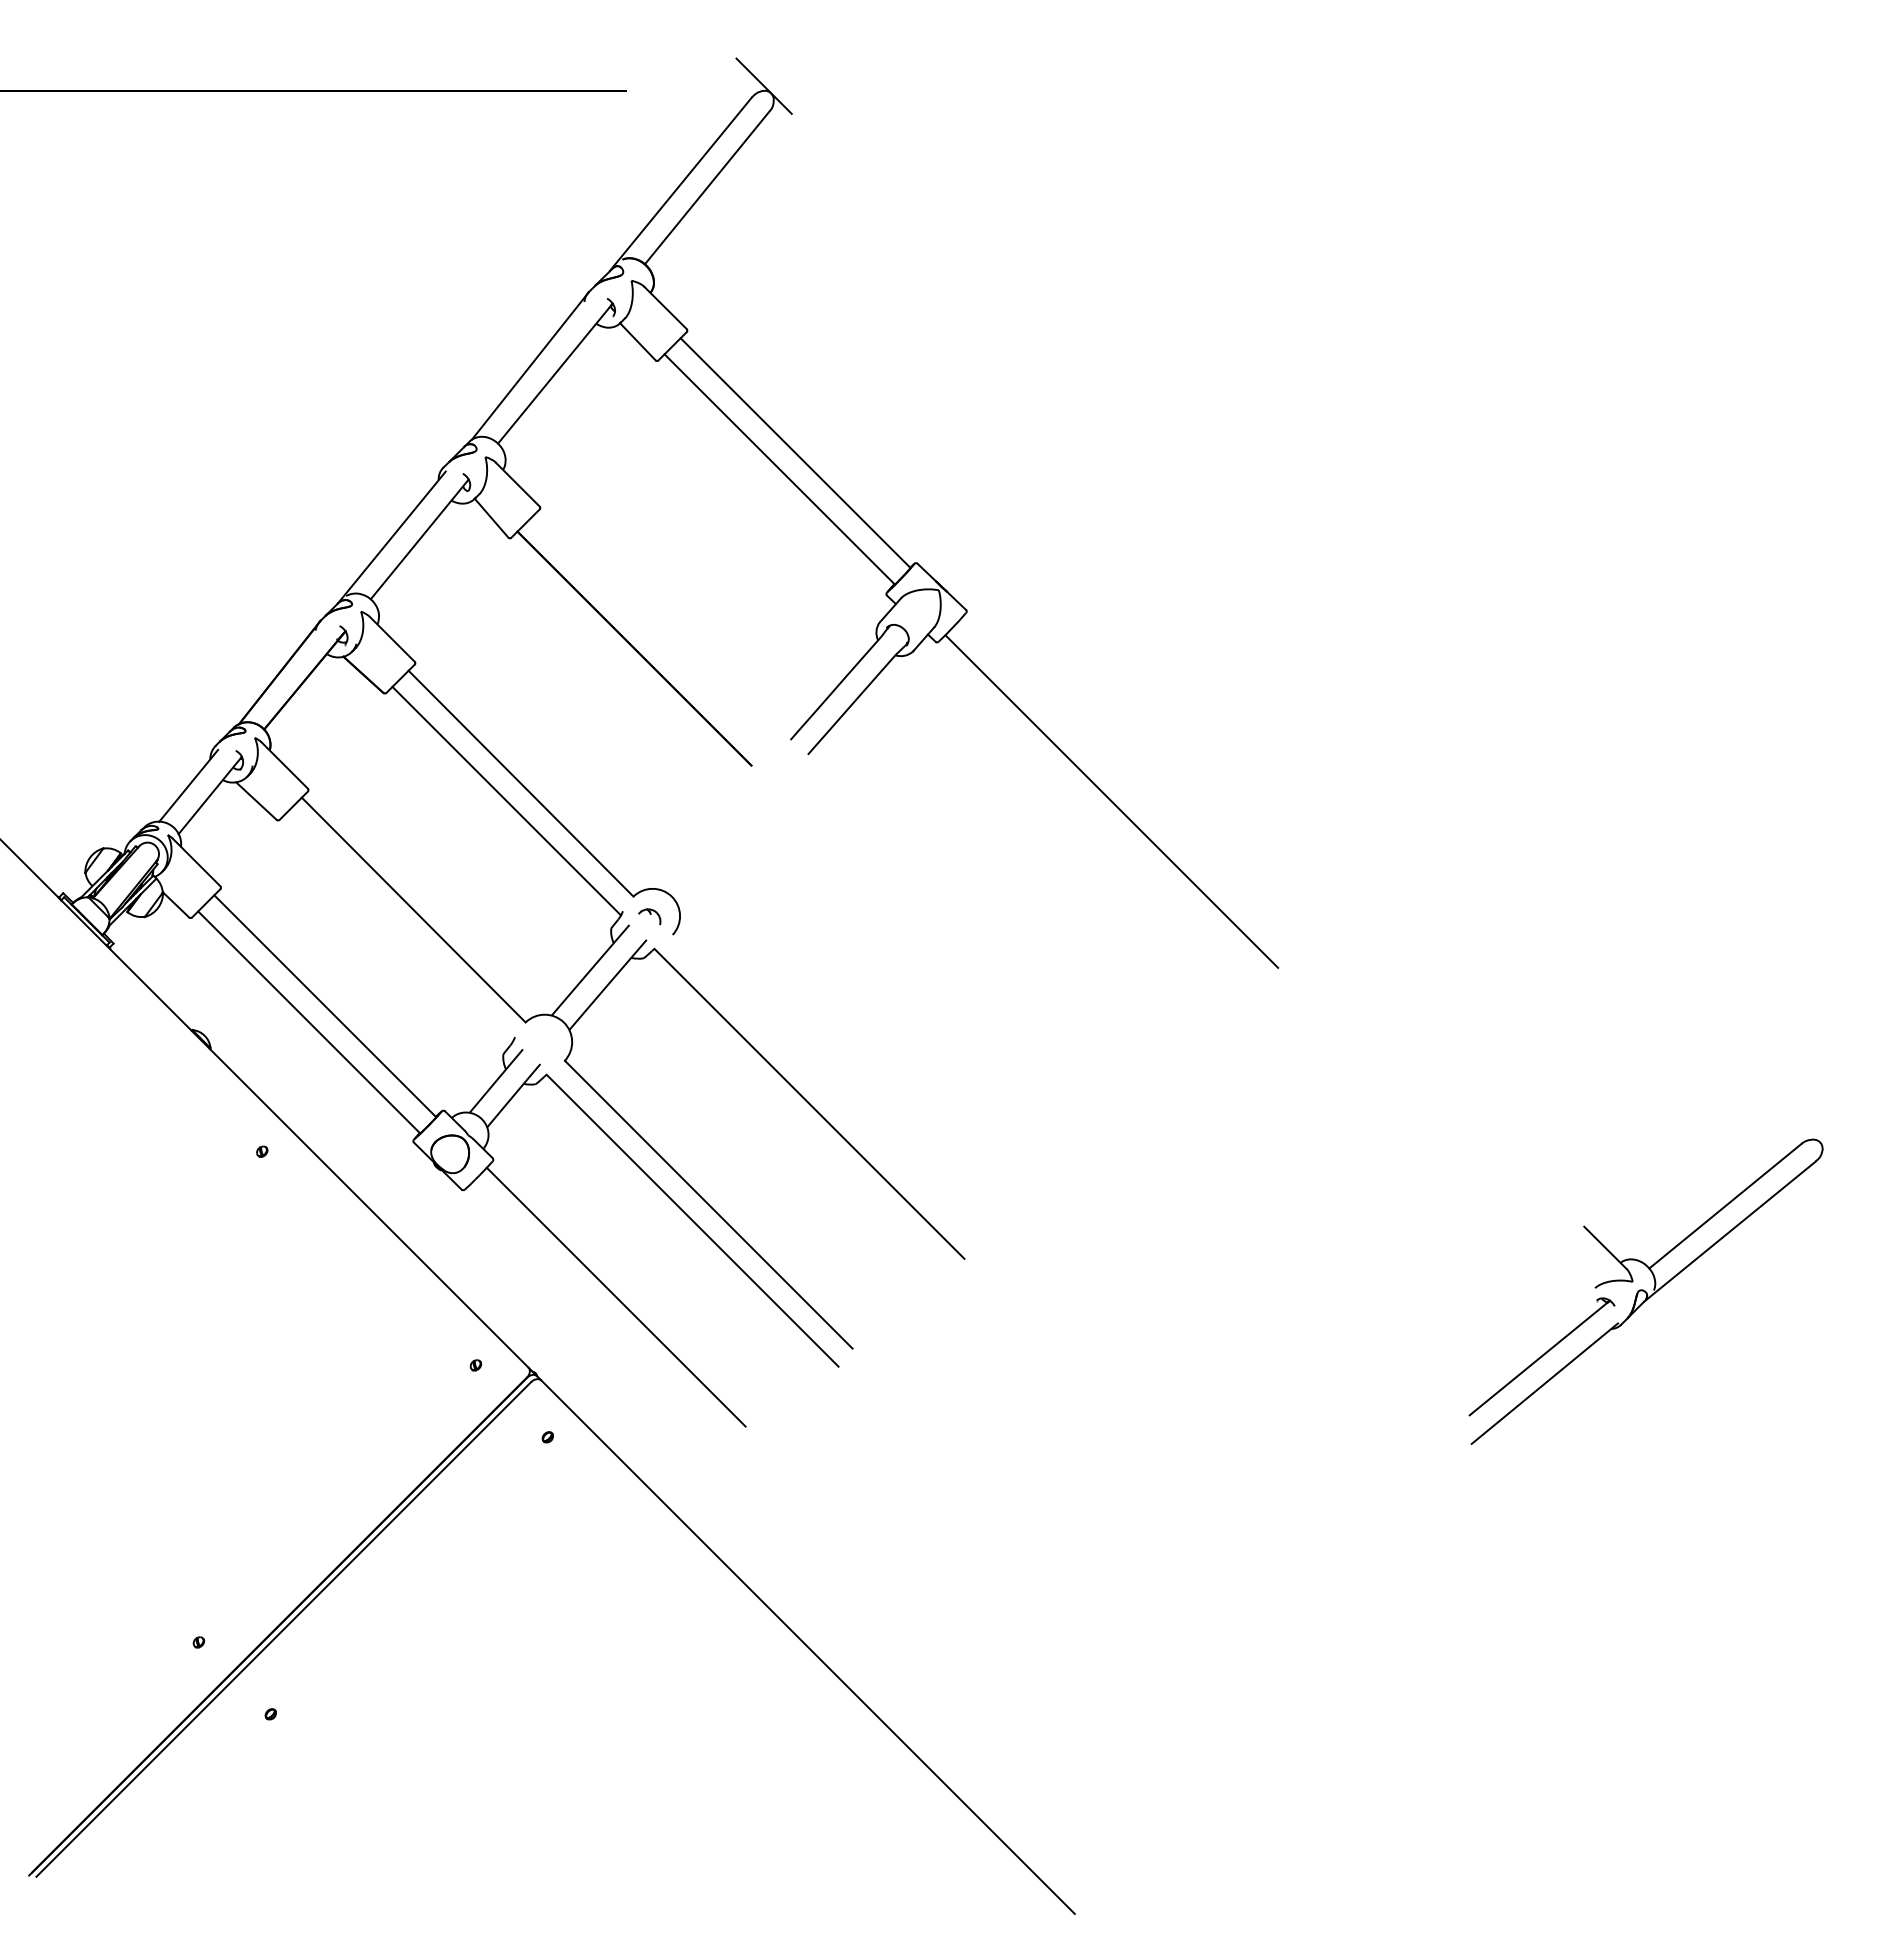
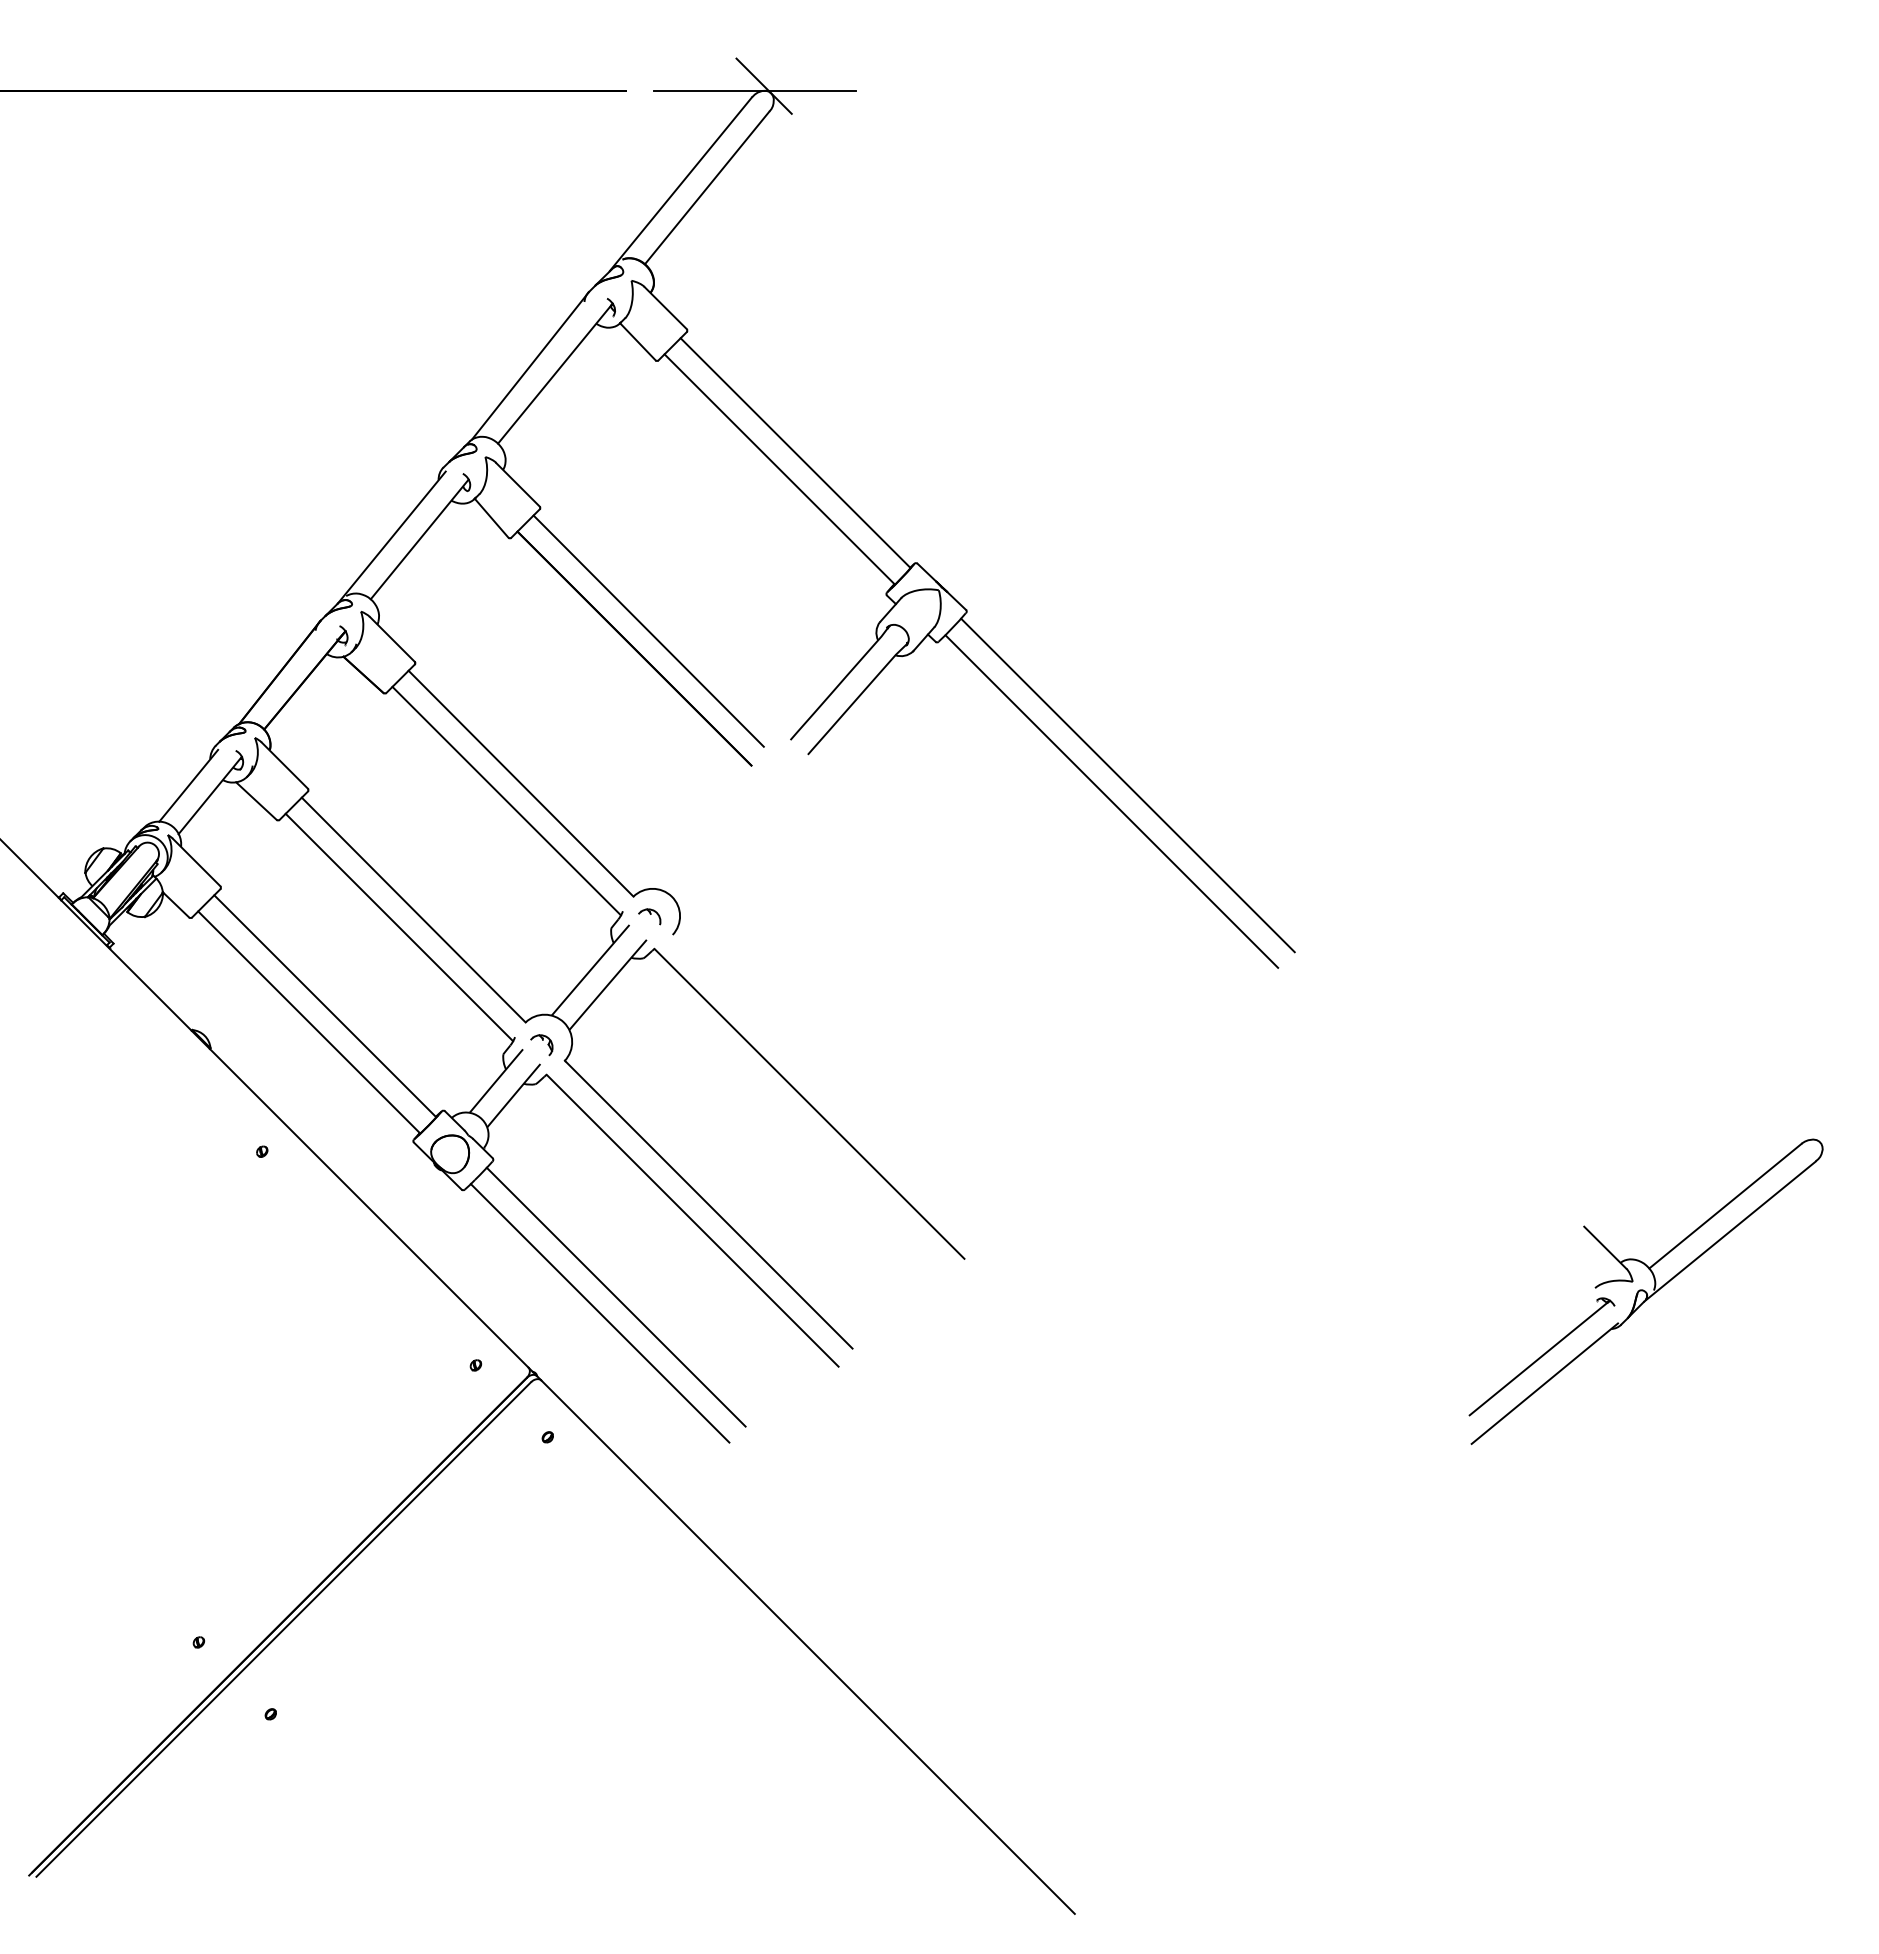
line: none -> present (755, 90)
line: none -> present (648, 630)
line: none -> present (1127, 785)
line: none -> present (399, 927)
part: none -> present (541, 1045)
line: none -> present (599, 1313)
